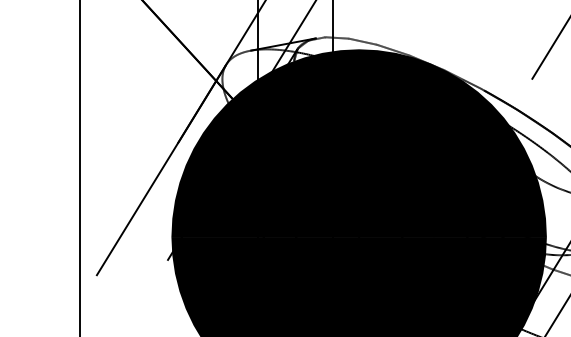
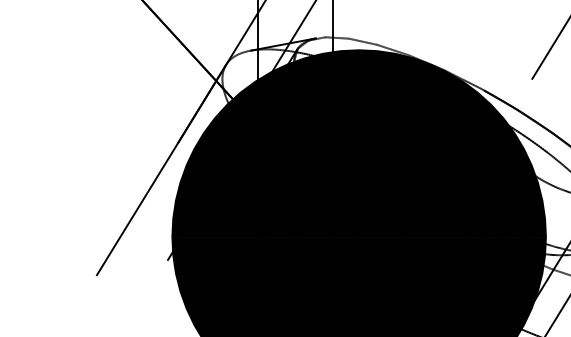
line: present -> none (80, 167)
